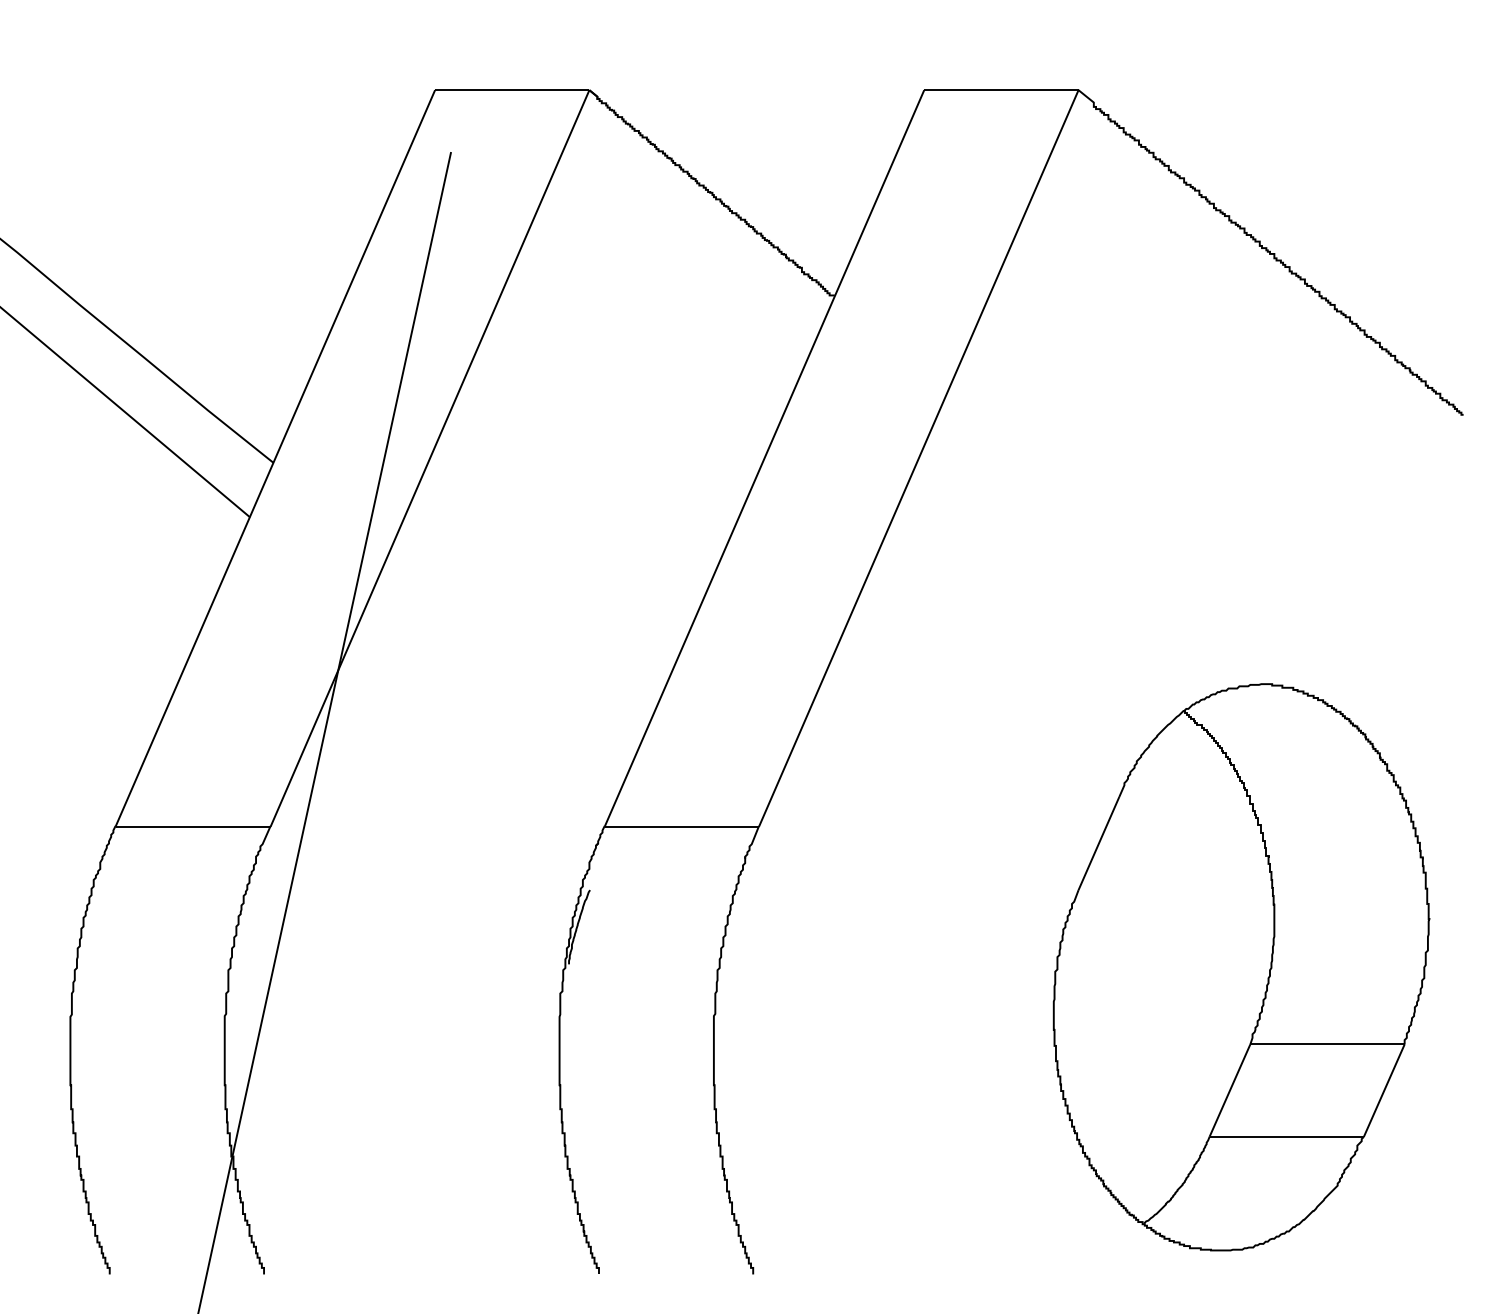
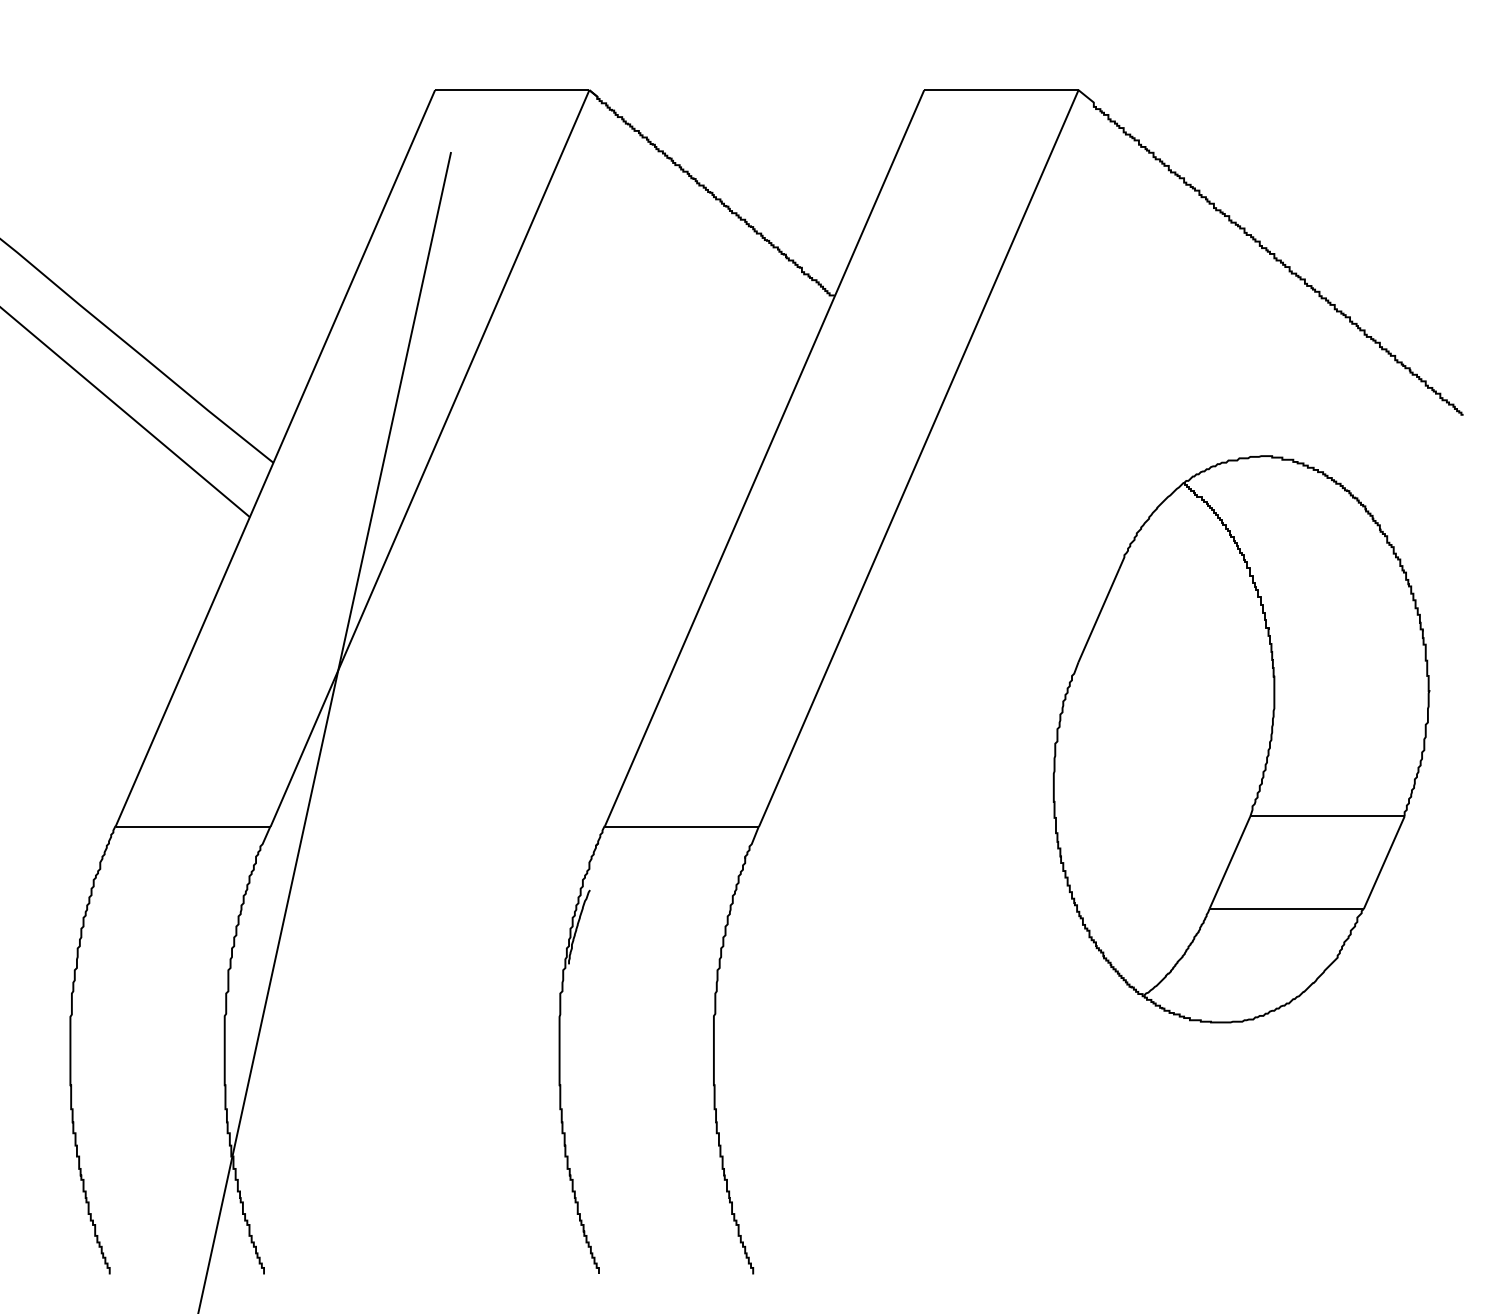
part position: (1241, 967) -> (1241, 739) (1241, 739)
